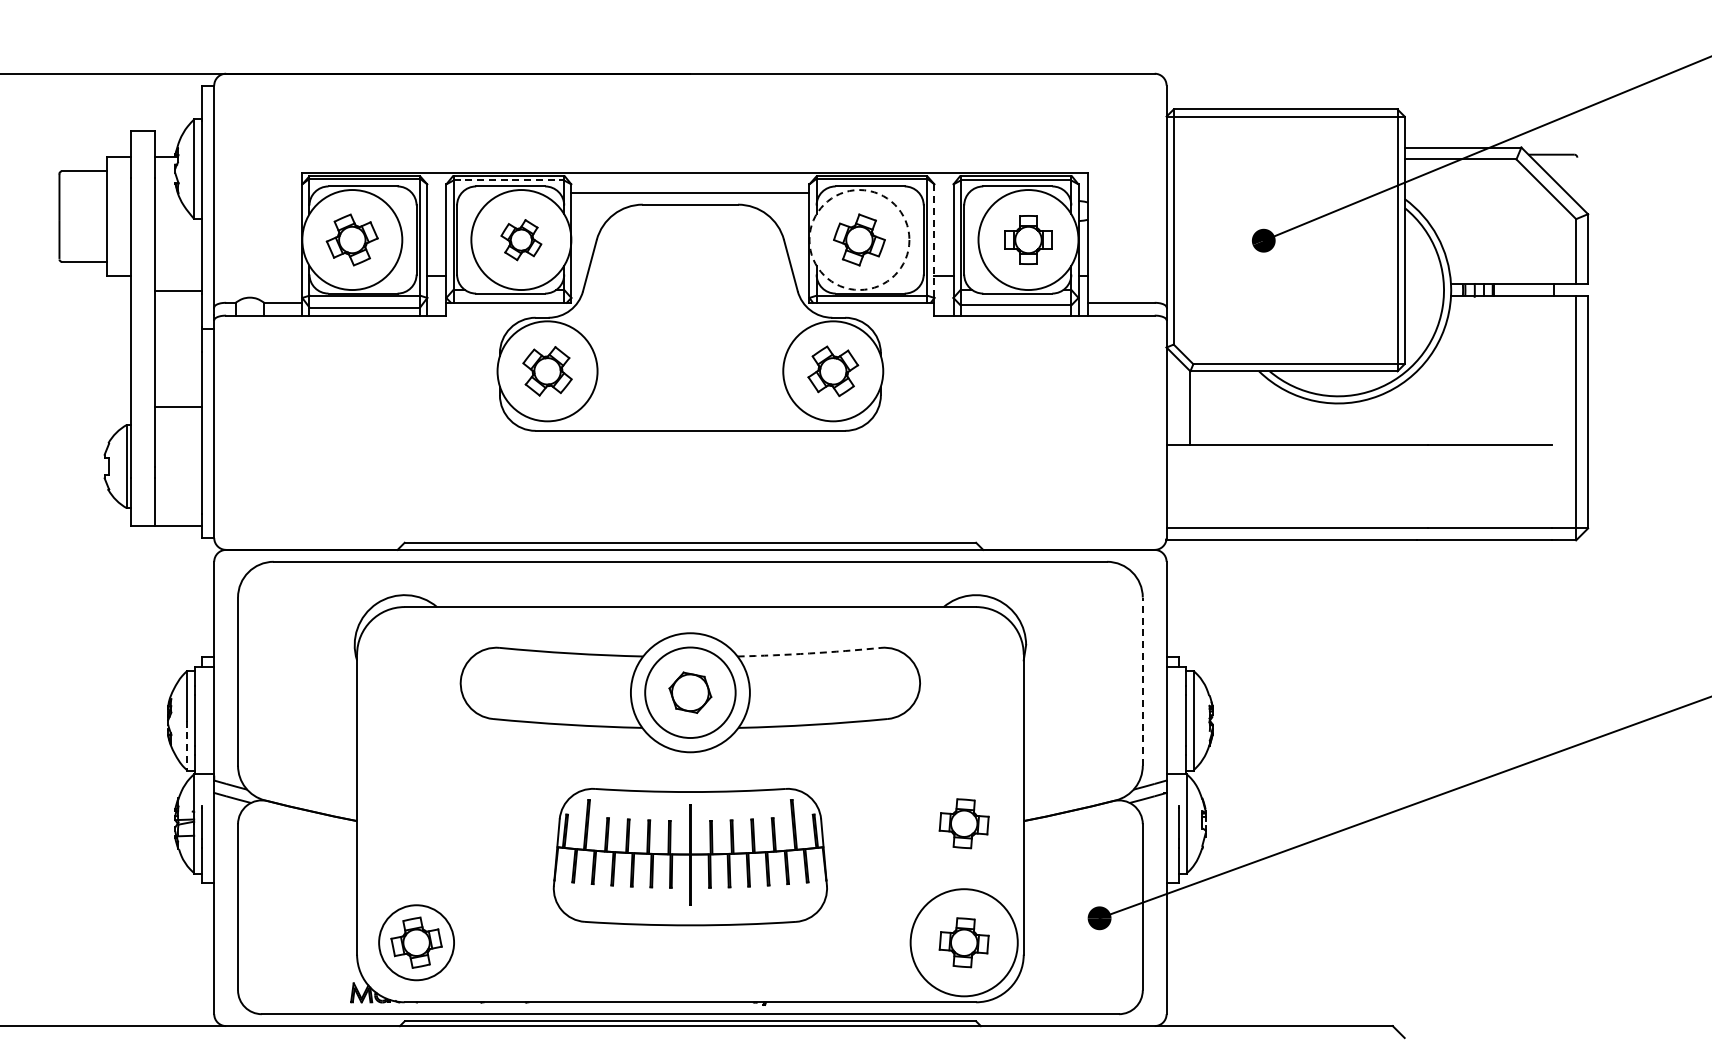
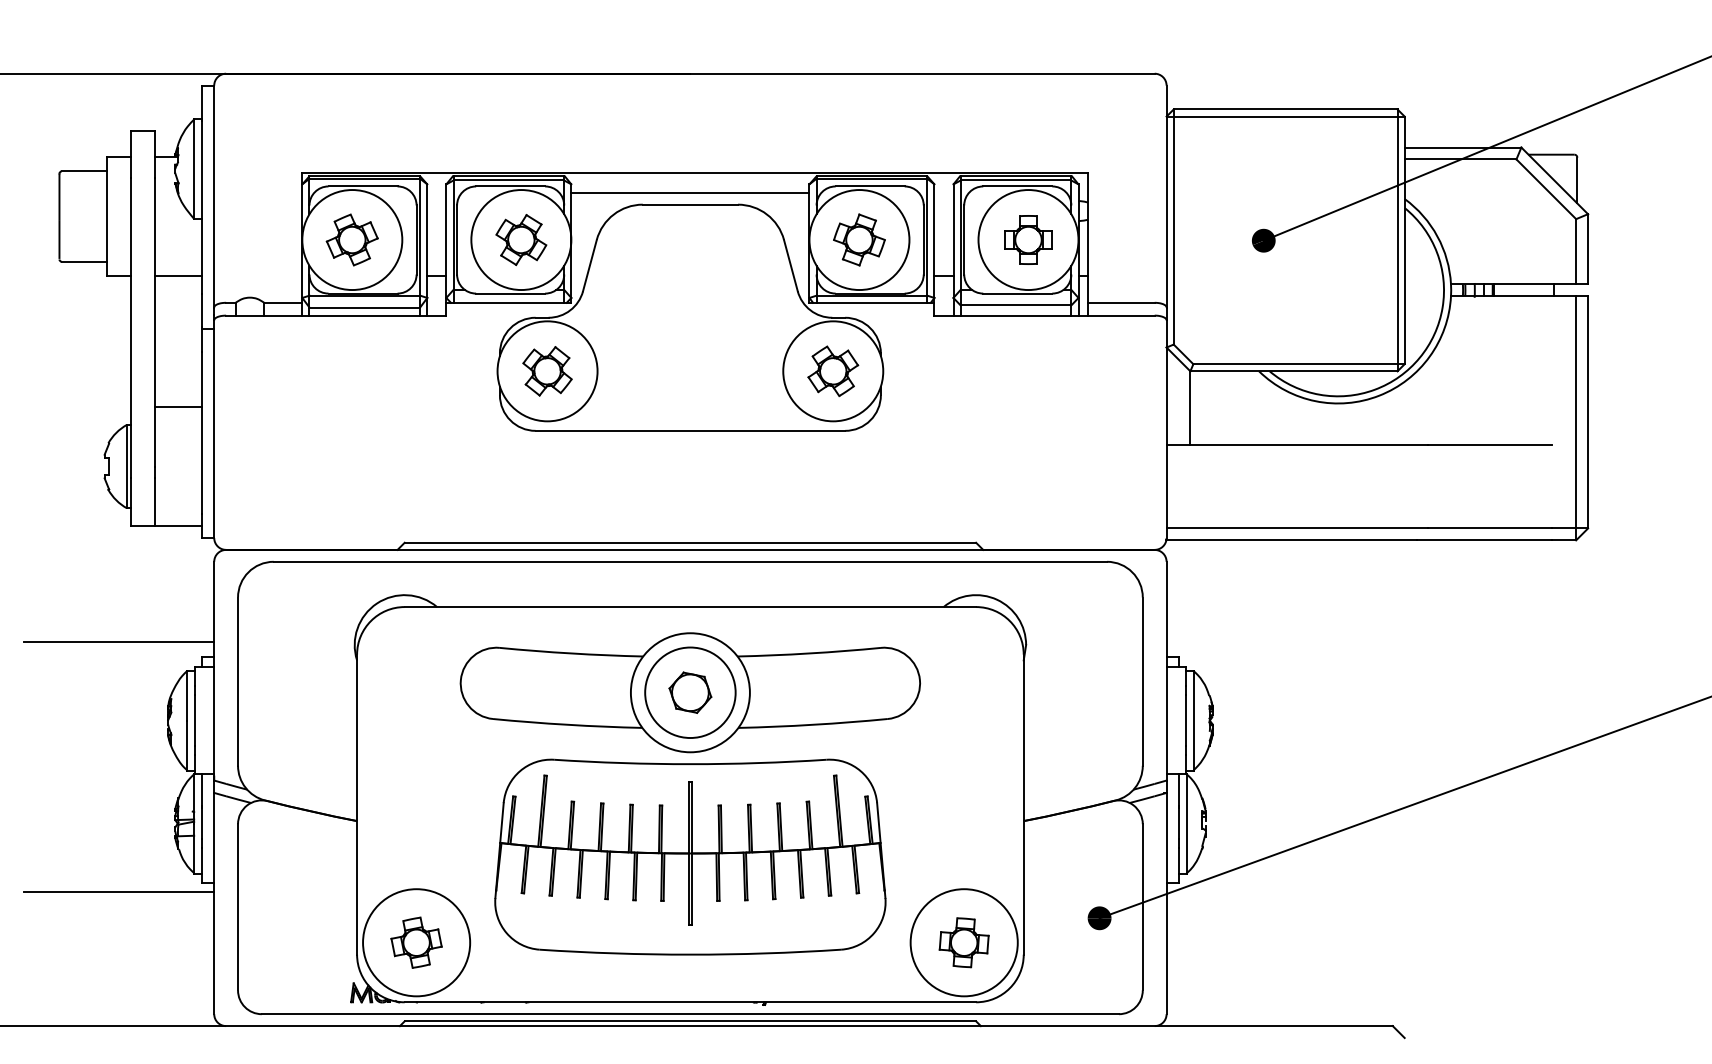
line: dashed -> solid (509, 180)
line: none -> present (1577, 180)
part size: 43x43 px -> 53x53 px (521, 240)
circle: dashed -> solid (859, 240)
line: dashed -> solid (934, 241)
line position: (178, 291) -> (178, 276) (178, 276)
line: none -> present (118, 641)
arc: dashed -> solid (809, 653)
line: dashed -> solid (1142, 681)
line: dashed -> solid (187, 745)
line: none -> present (202, 789)
line: none -> present (1178, 789)
part: present -> none (963, 823)
part size: 276x139 px -> 393x198 px (690, 856)
line: none -> present (118, 891)
circle diameter: 75 px -> 107 px (416, 942)
